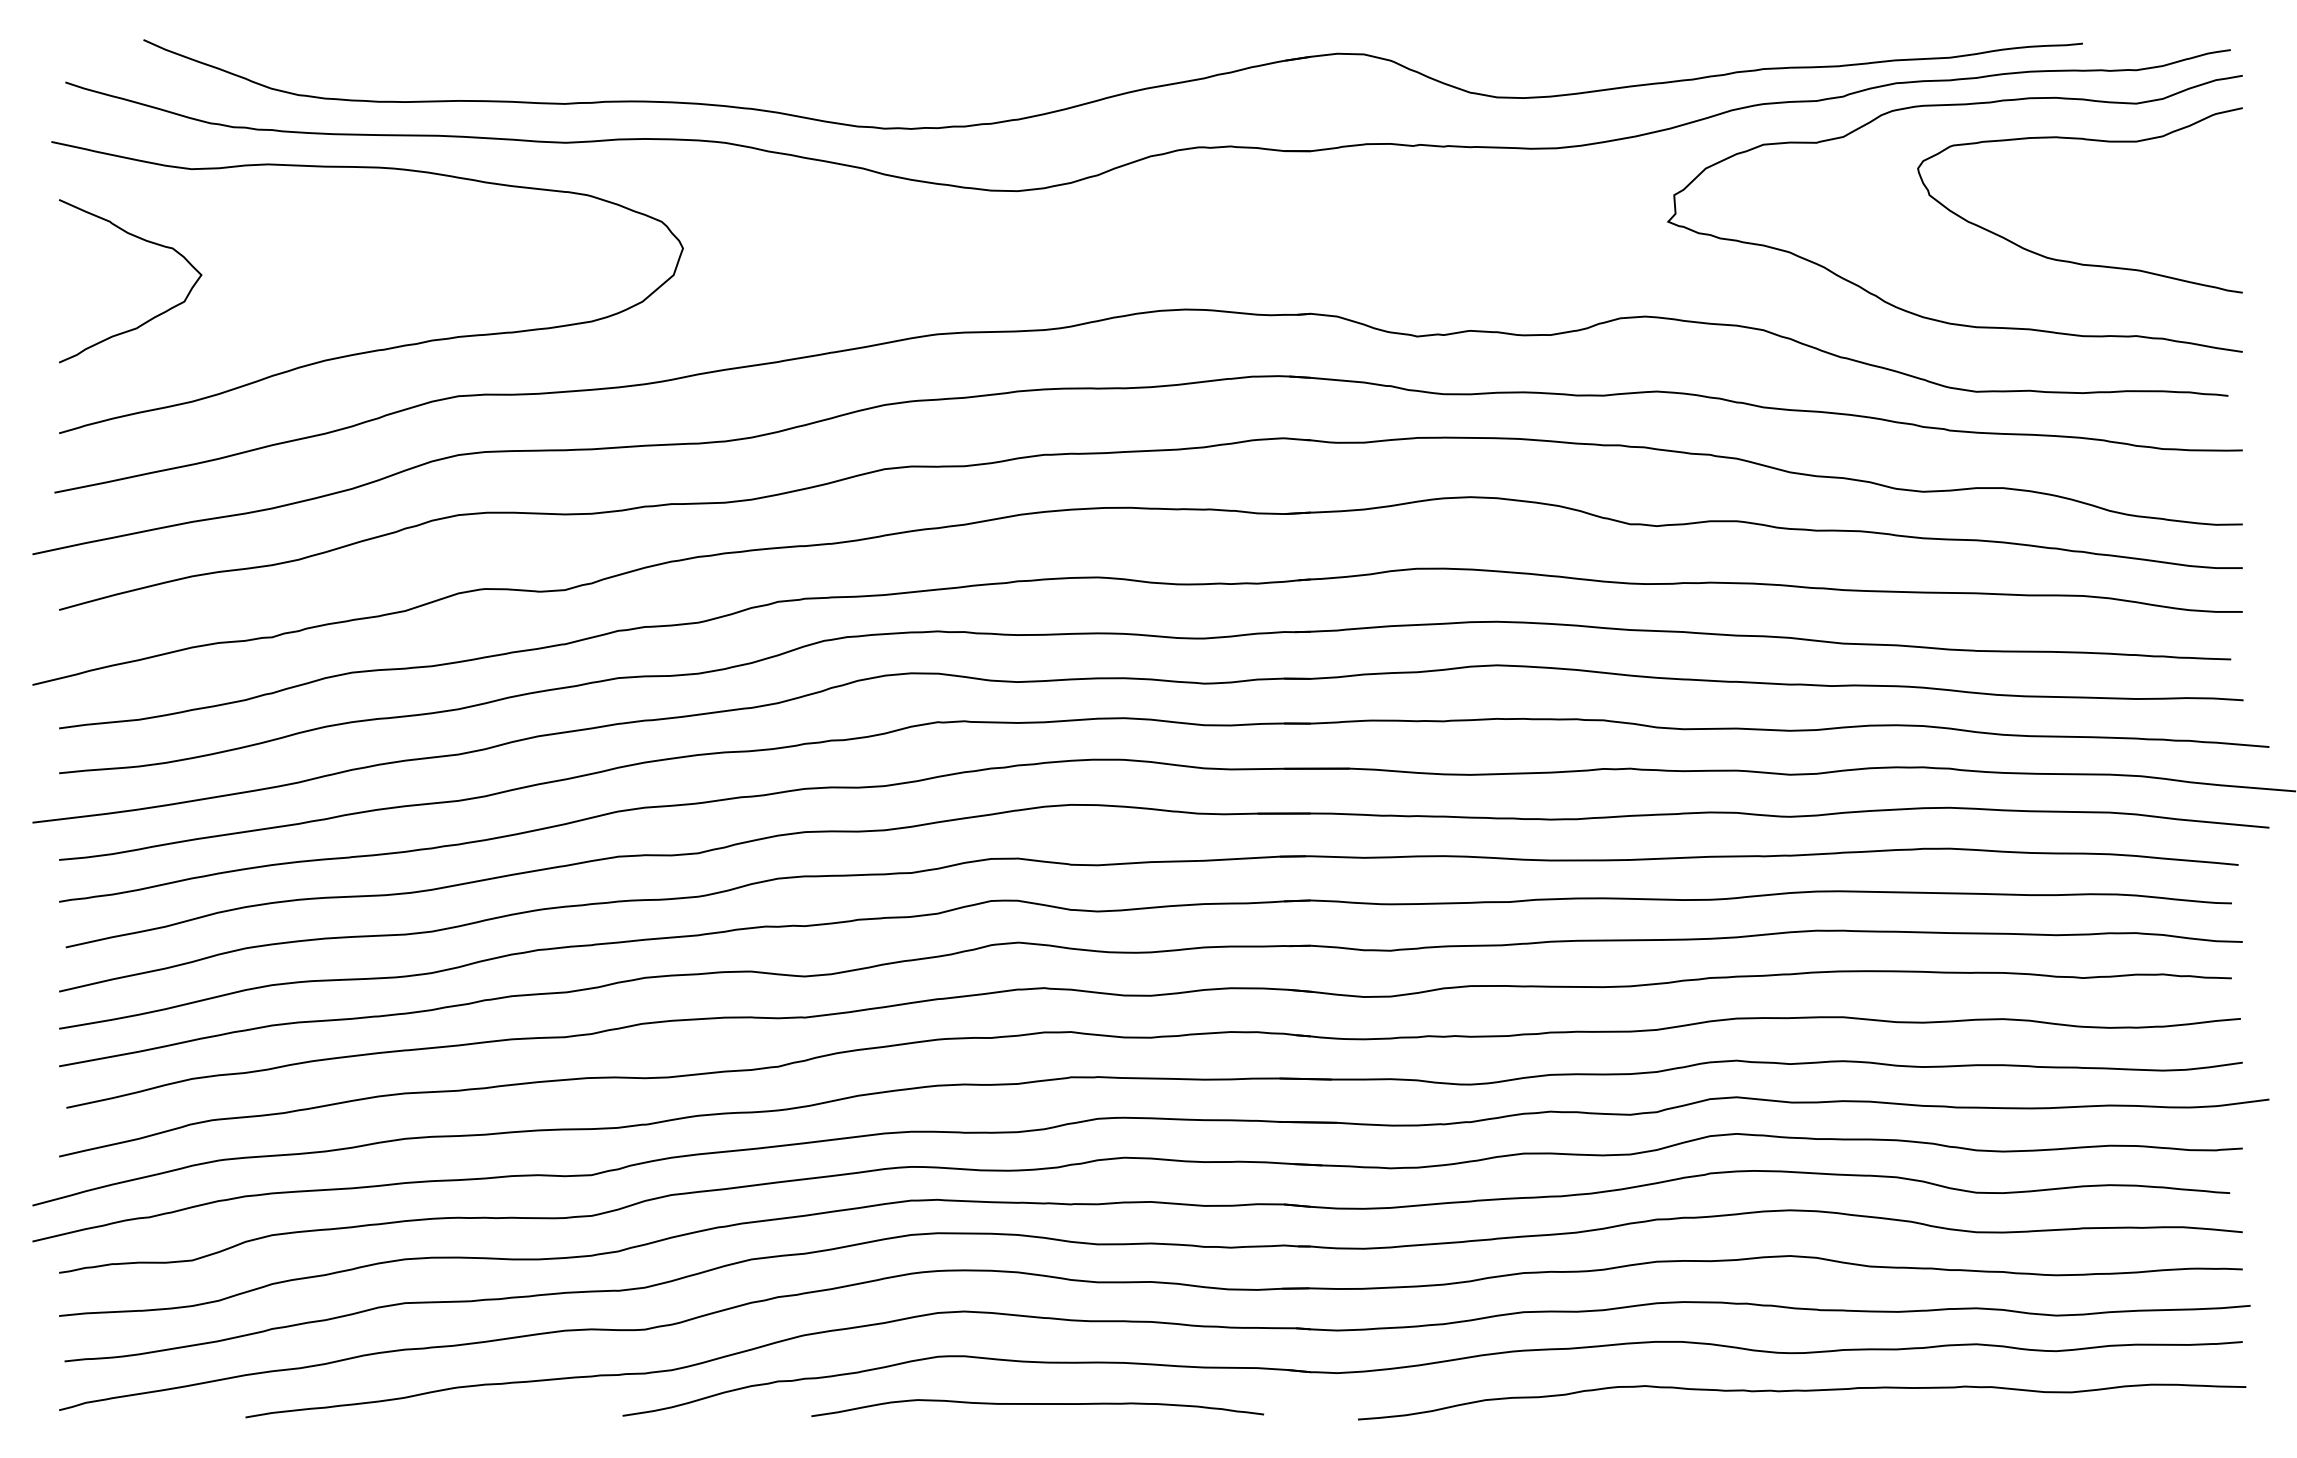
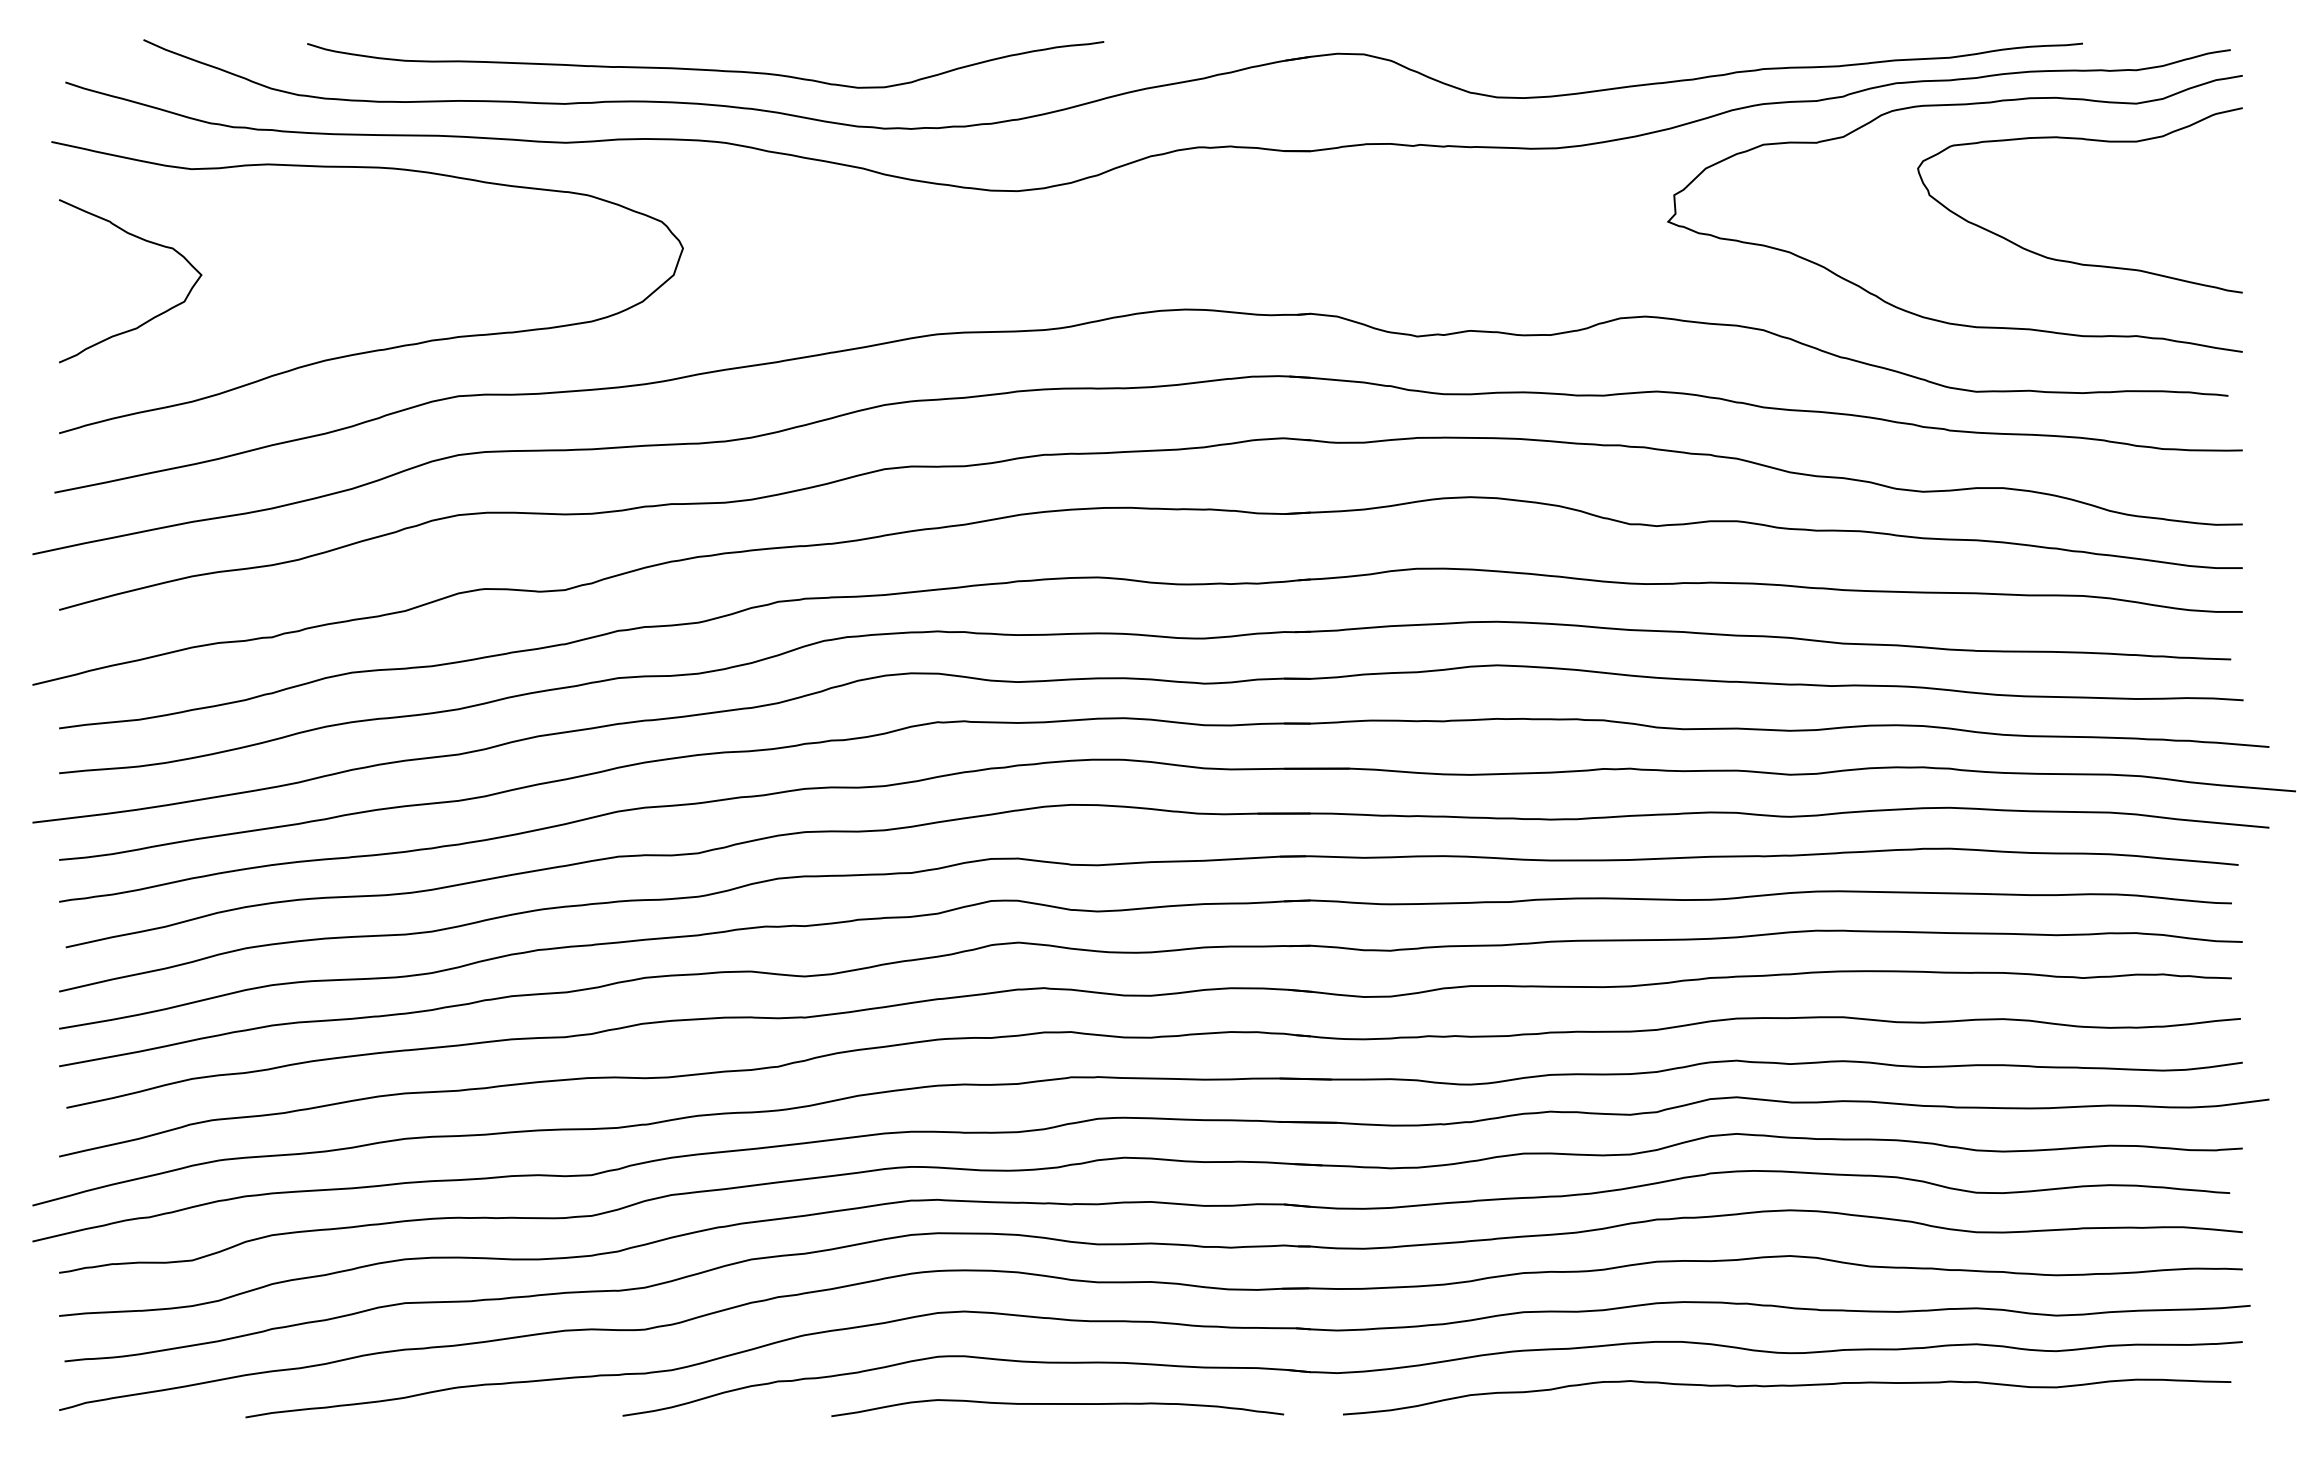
curve: none -> present (702, 68)
curve position: (1802, 1391) -> (1787, 1386) (1787, 1386)
curve position: (1037, 1404) -> (1057, 1404) (1057, 1404)
